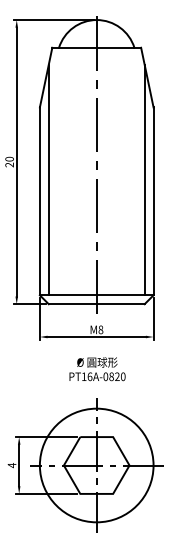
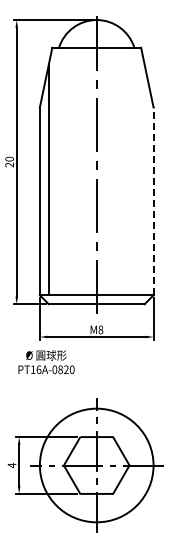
line: present -> none (144, 179)
line: solid -> dashed (153, 201)
text position: (97, 369) -> (46, 362) (46, 362)
